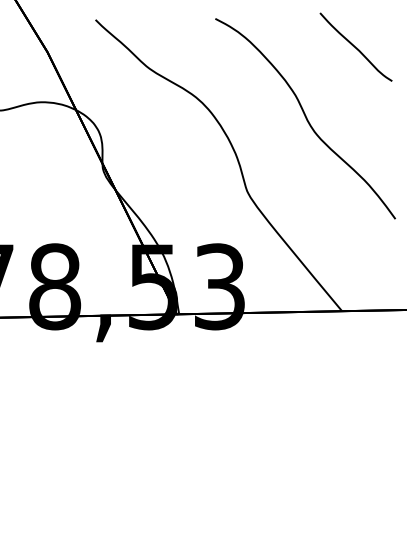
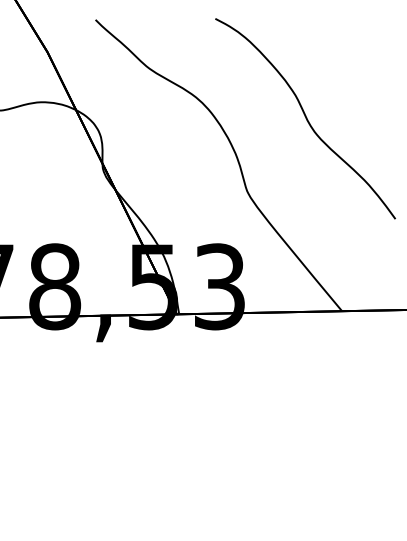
curve: present -> none (355, 46)
